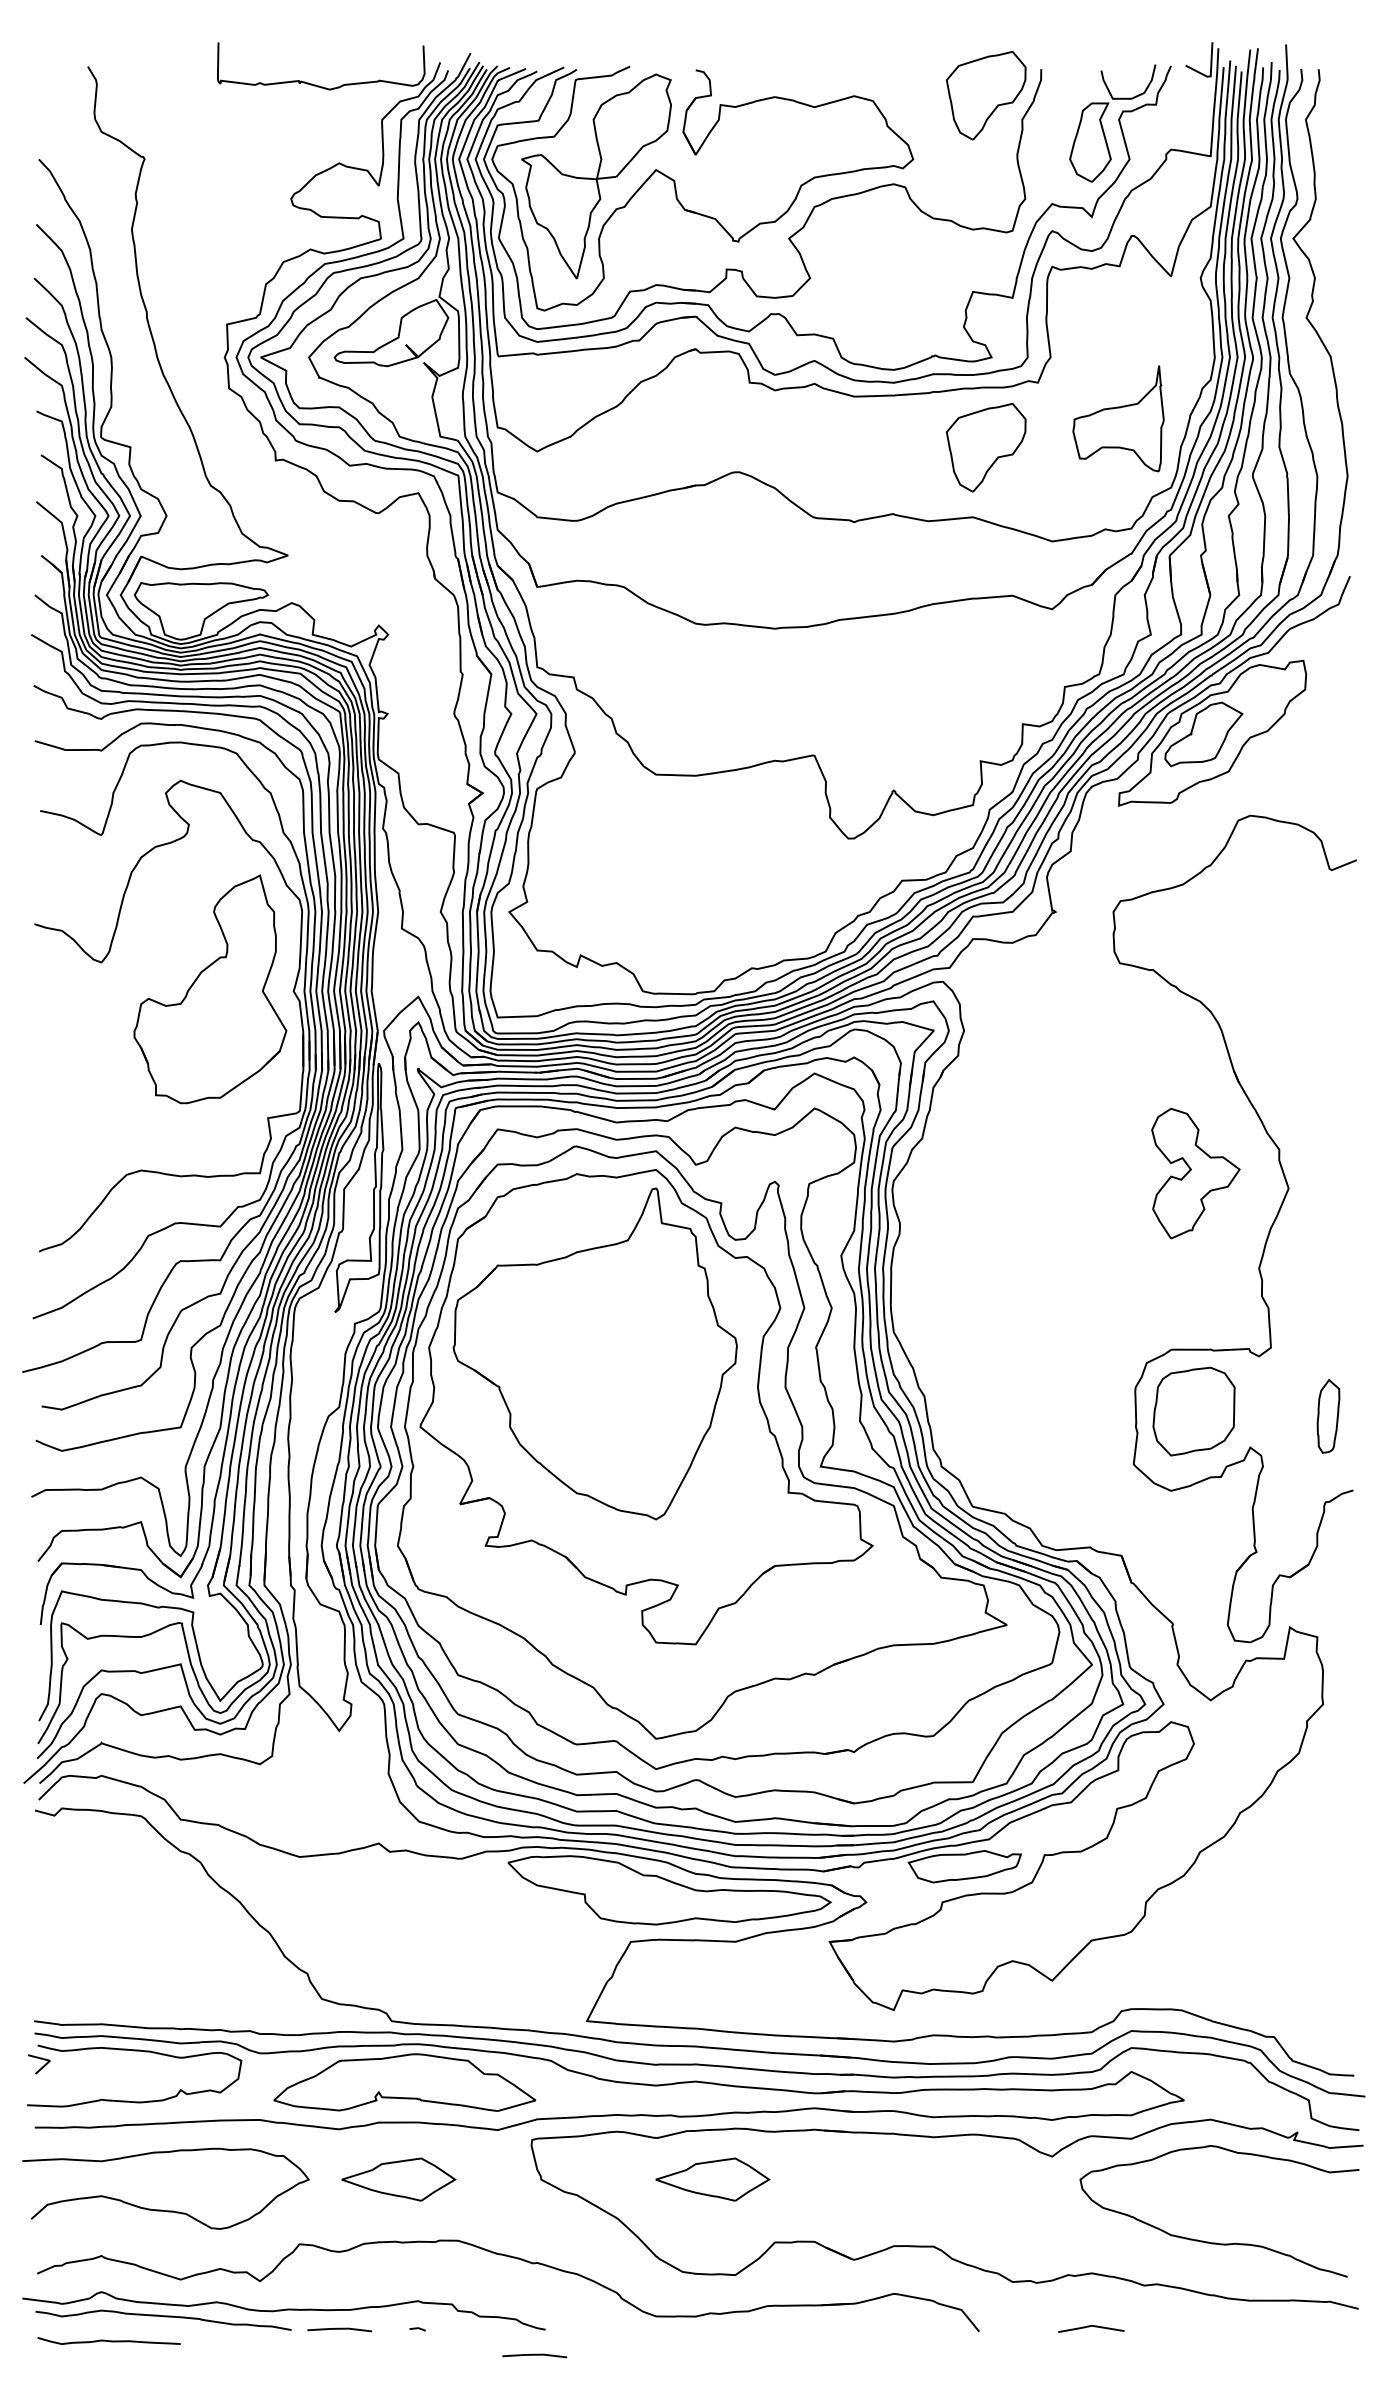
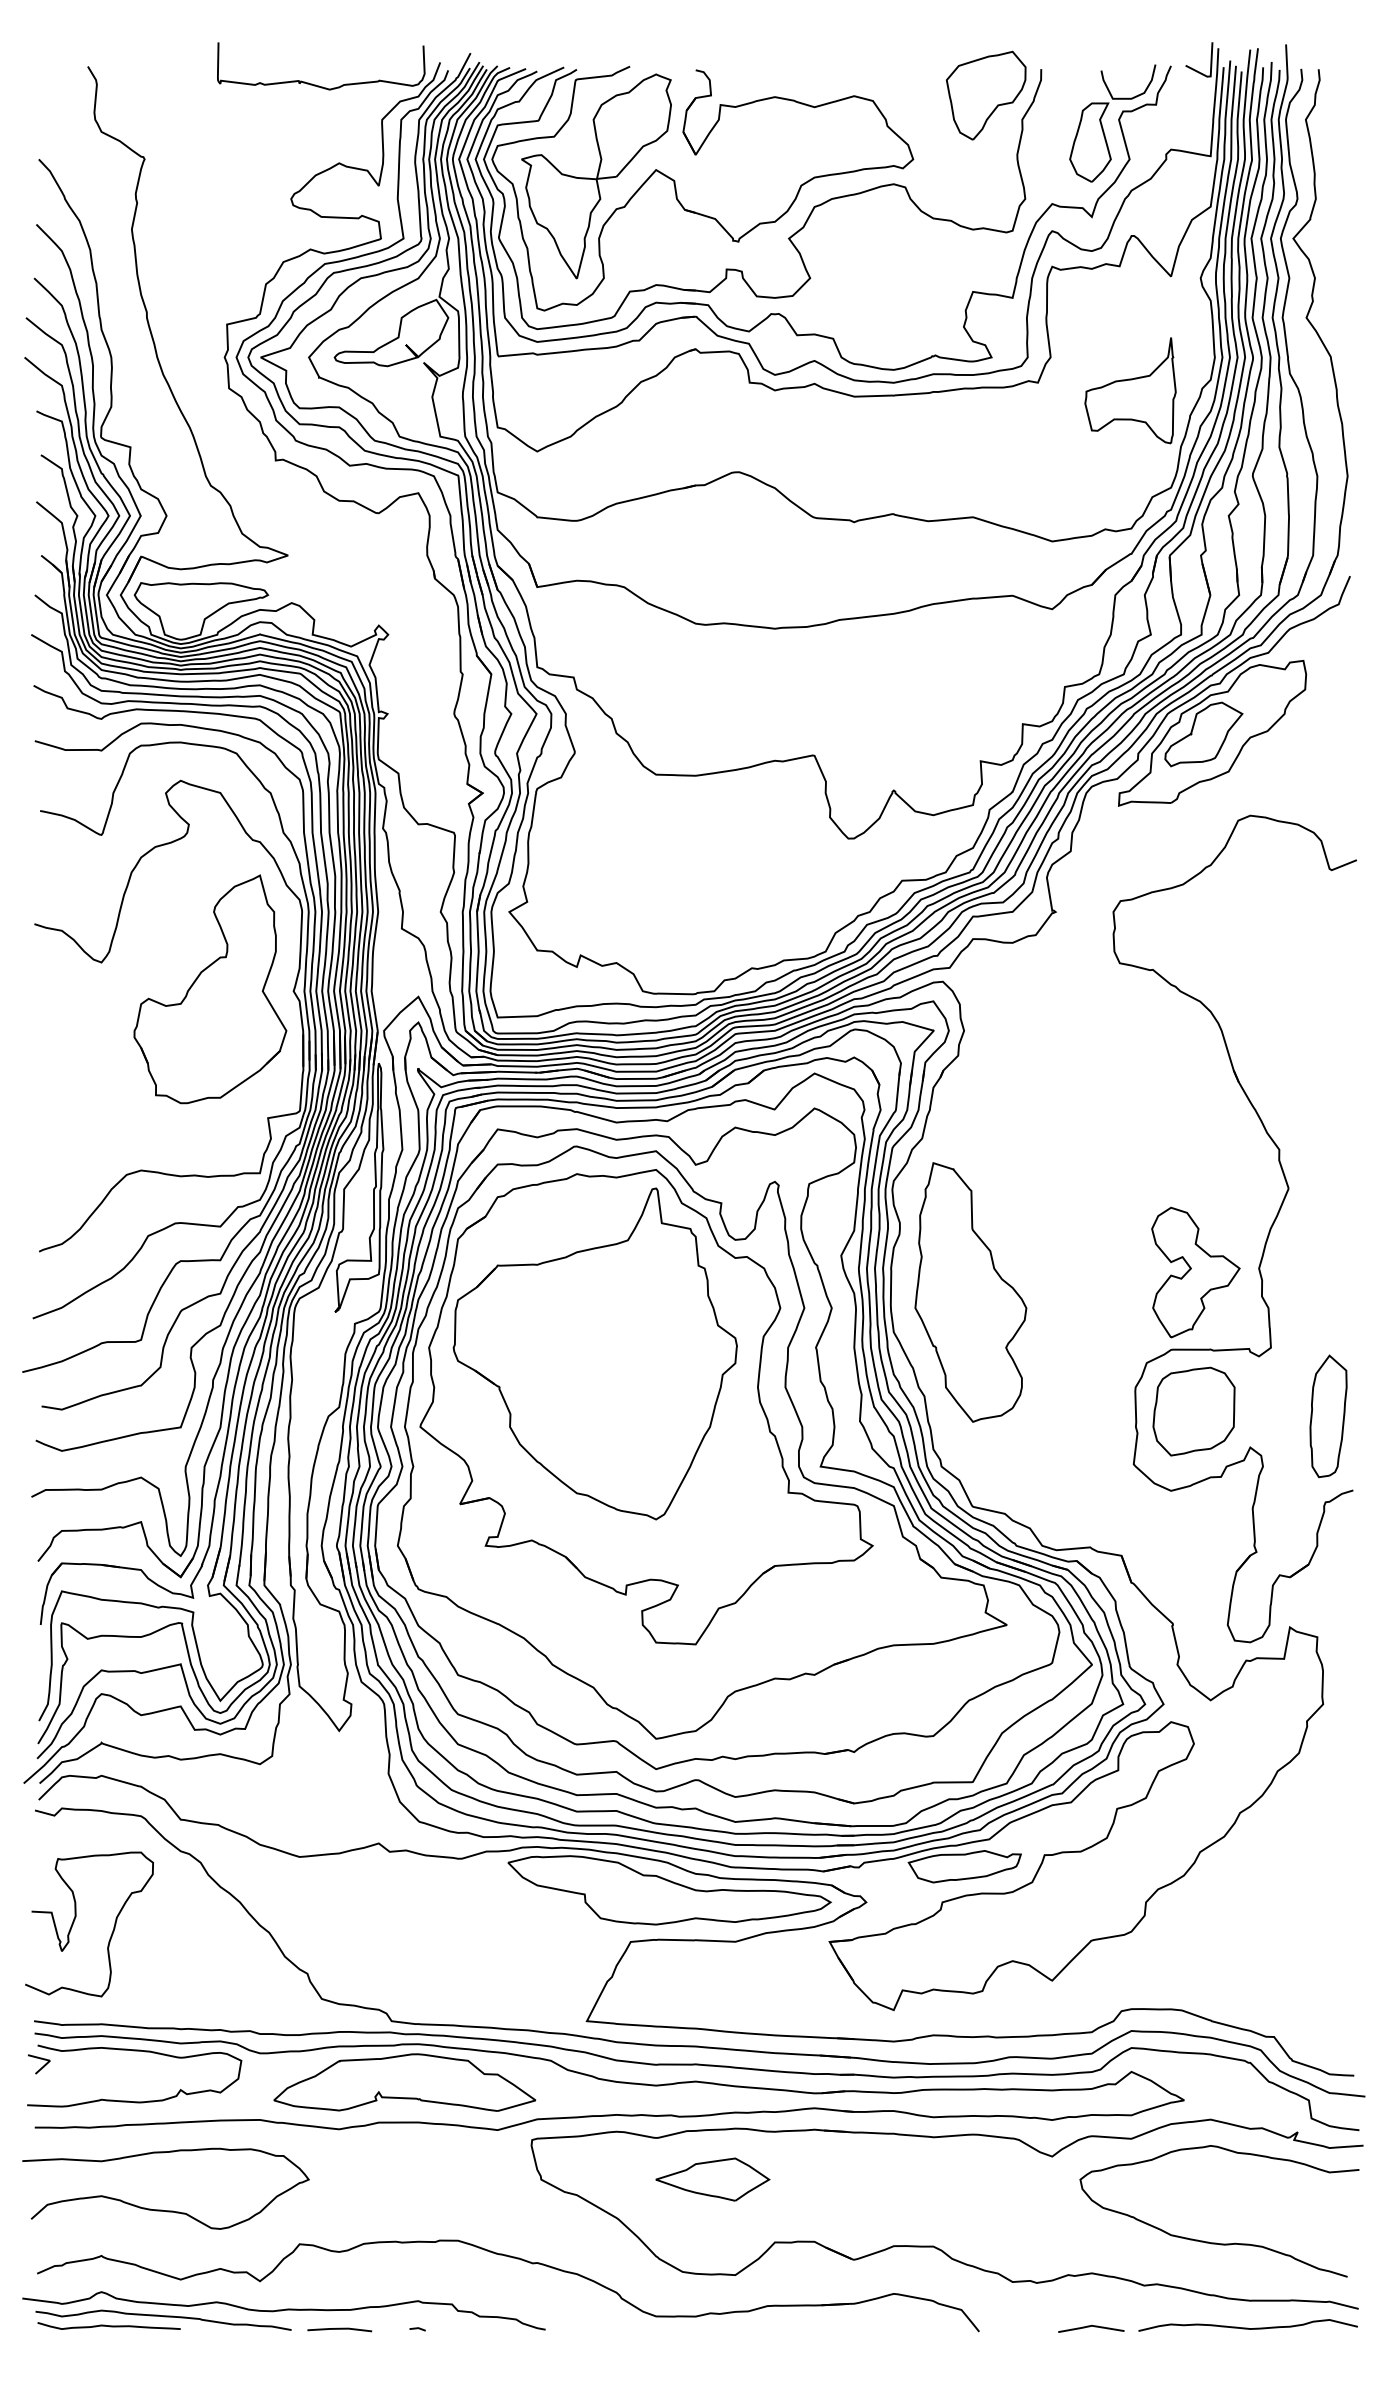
part position: (1118, 418) -> (1130, 390) (1130, 390)
part: present -> none (985, 447)
part position: (1195, 1173) -> (1195, 1272) (1195, 1272)
part: none -> present (970, 1292)
part size: 25x75 px -> 39x125 px (1328, 1416)
curve: none -> present (76, 1917)
part: present -> none (398, 2179)
curve: none -> present (1247, 2327)
curve position: (108, 2340) -> (108, 2325) (108, 2325)
line: present -> none (534, 2355)
